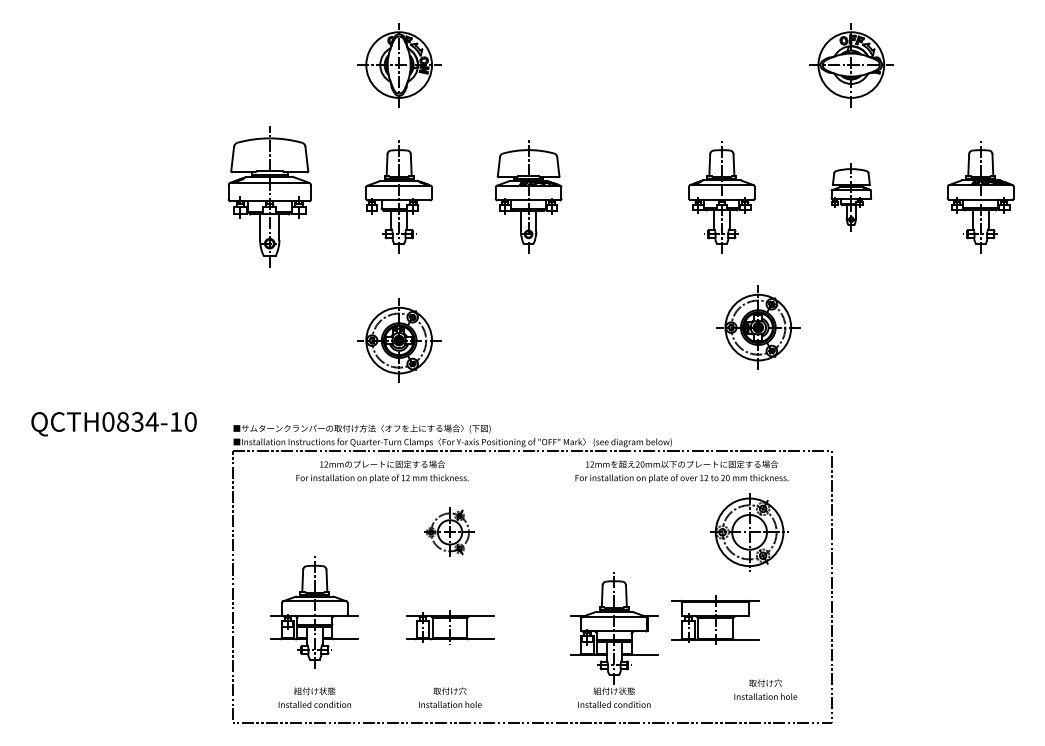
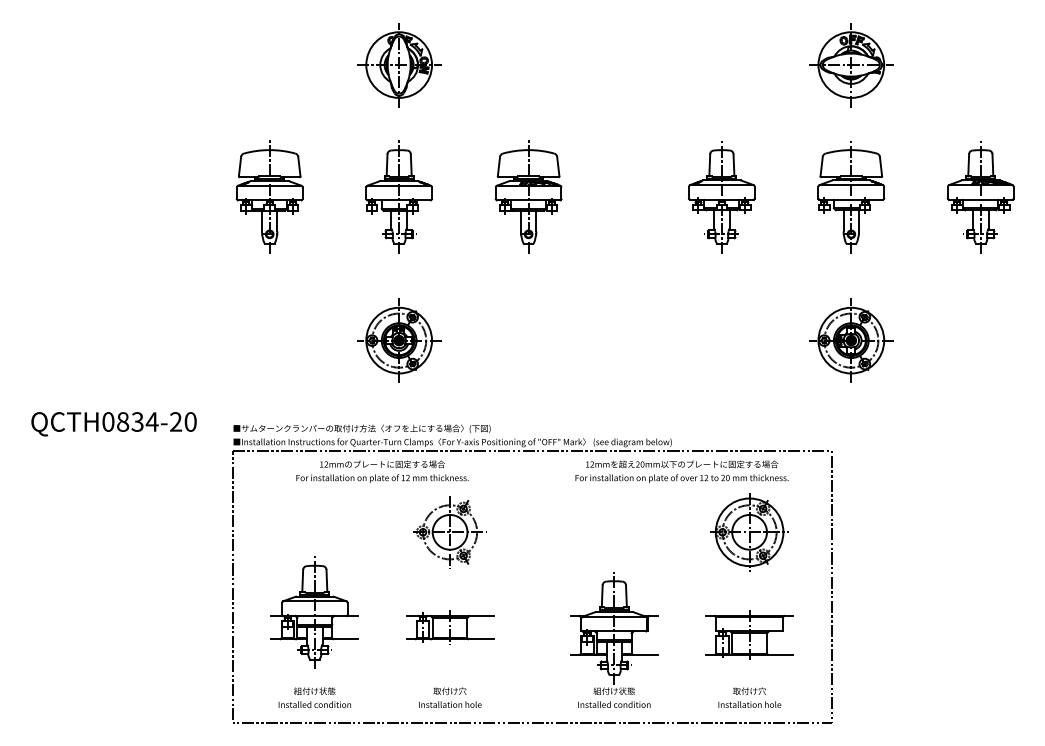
part size: 85x142 px -> 69x114 px (269, 196)
part size: 43x69 px -> 69x113 px (851, 197)
part position: (758, 327) -> (851, 340) (851, 340)
text: QCTH0834-10 -> QCTH0834-20 (176, 421)
part size: 51x50 px -> 74x73 px (449, 532)
part position: (715, 619) -> (749, 634) (749, 634)
text position: (765, 689) -> (749, 697) (749, 697)
